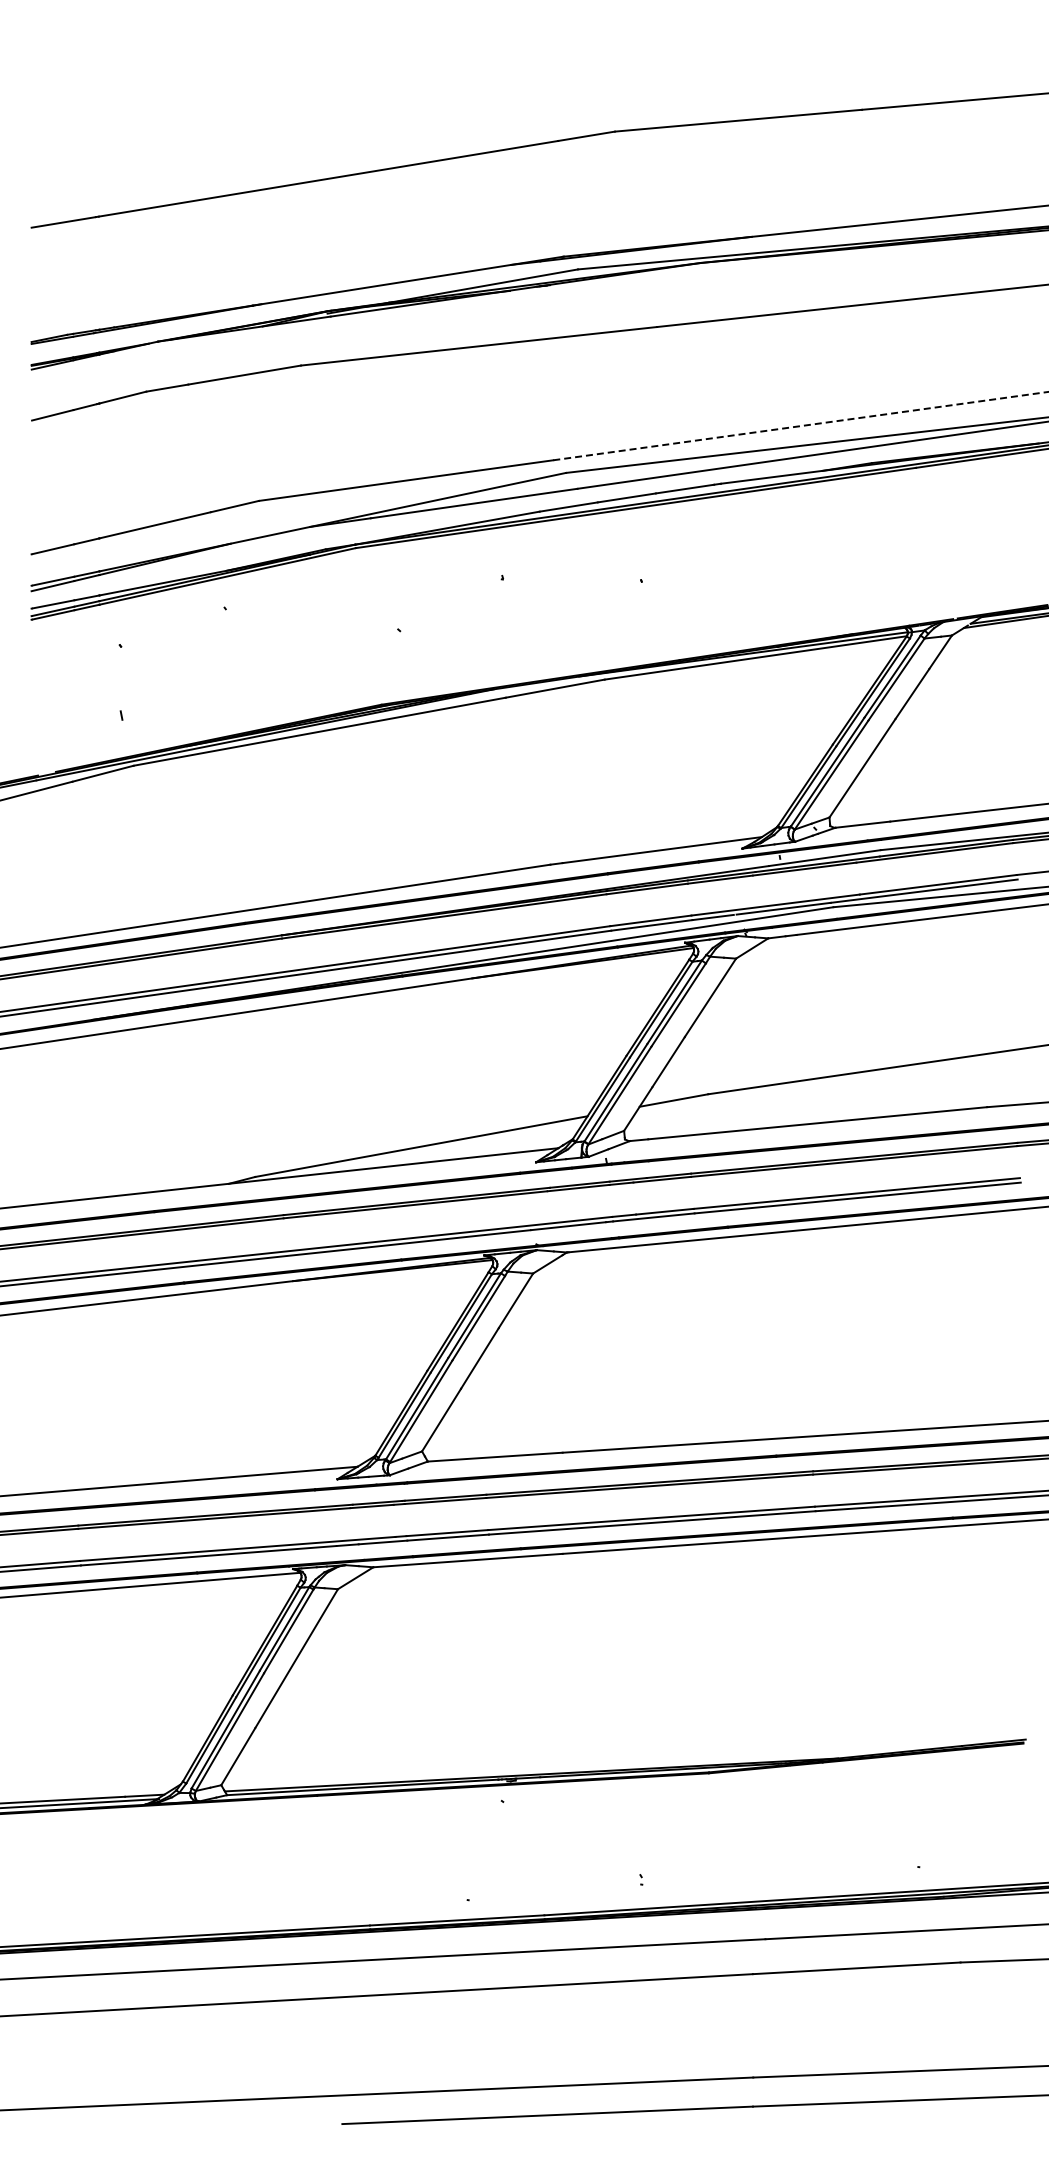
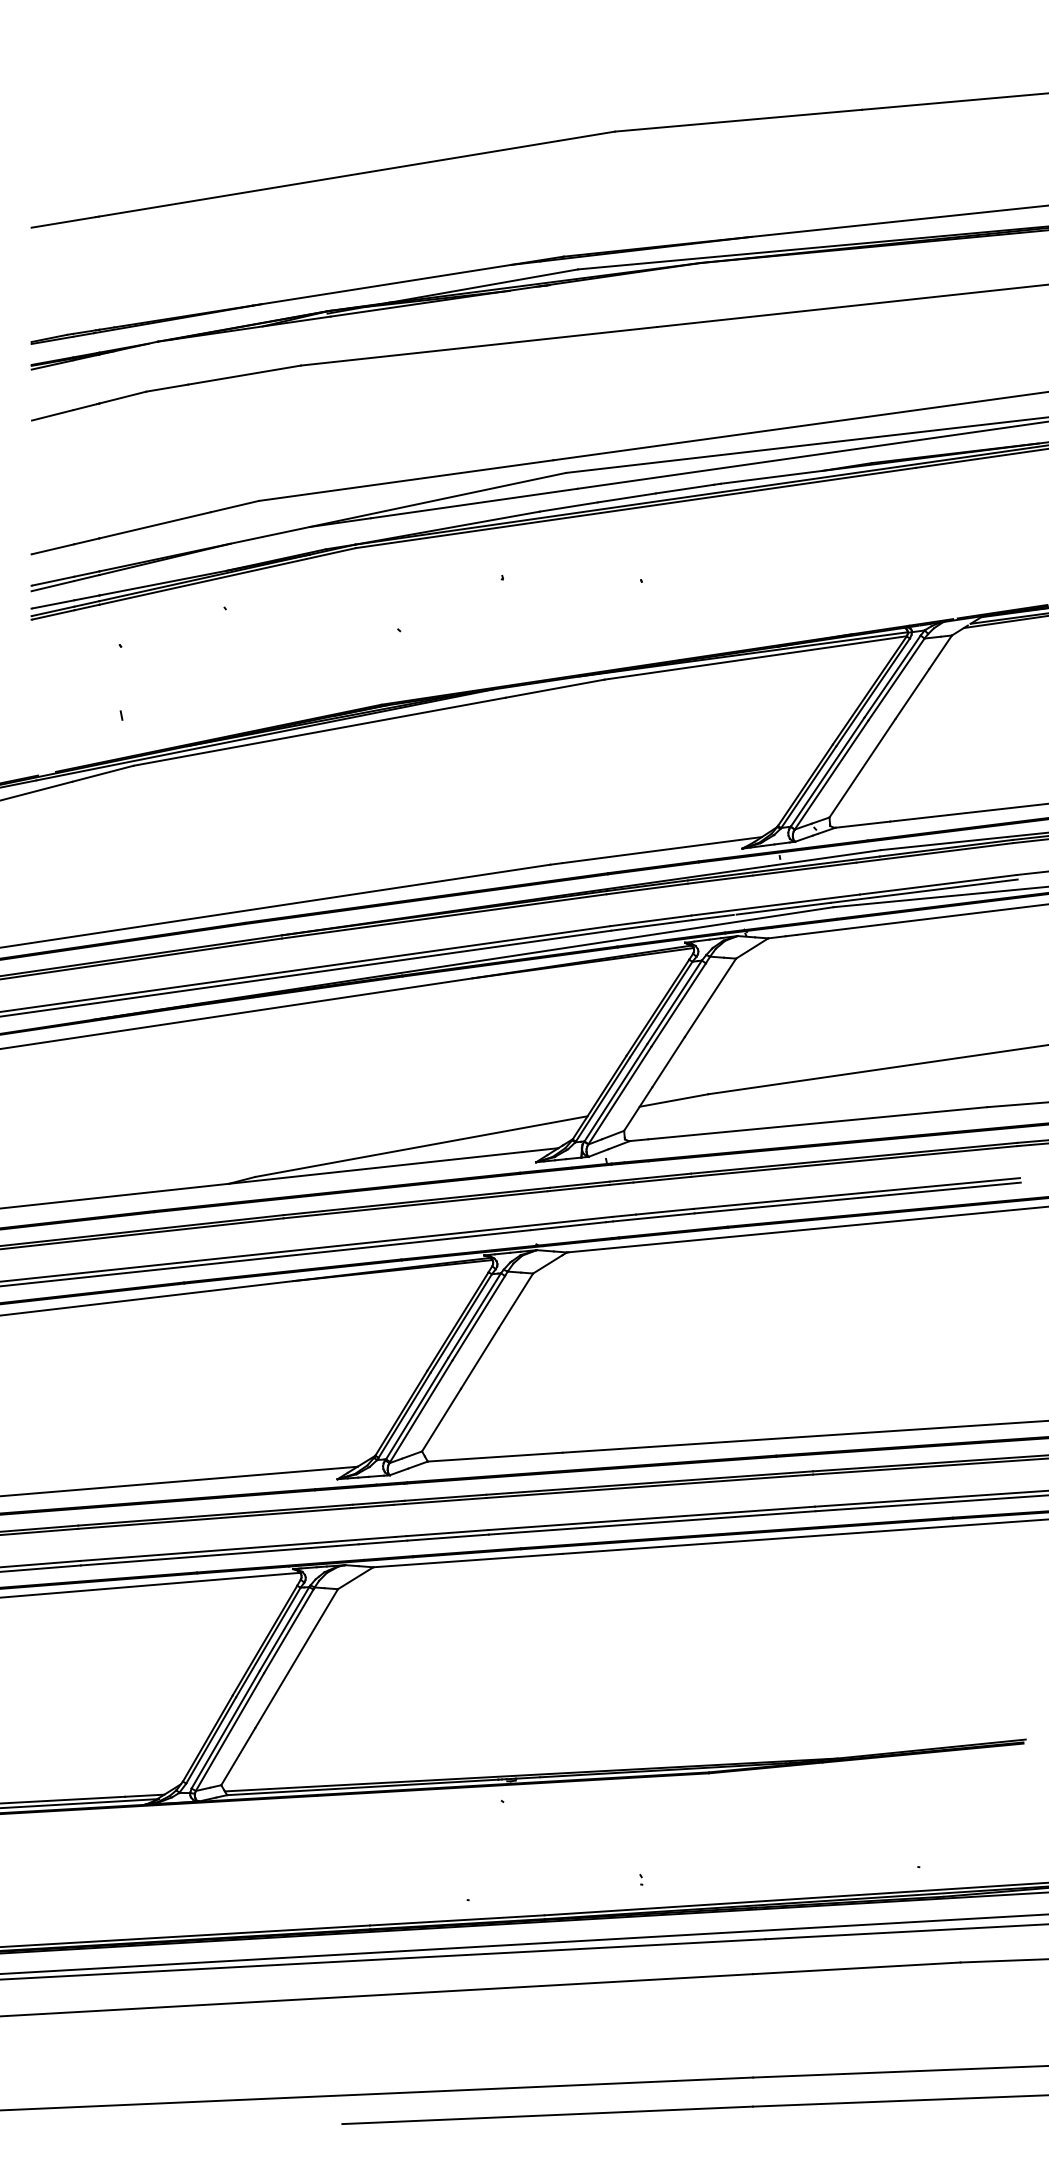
line: dashed -> solid (800, 426)
line: none -> present (523, 1943)
